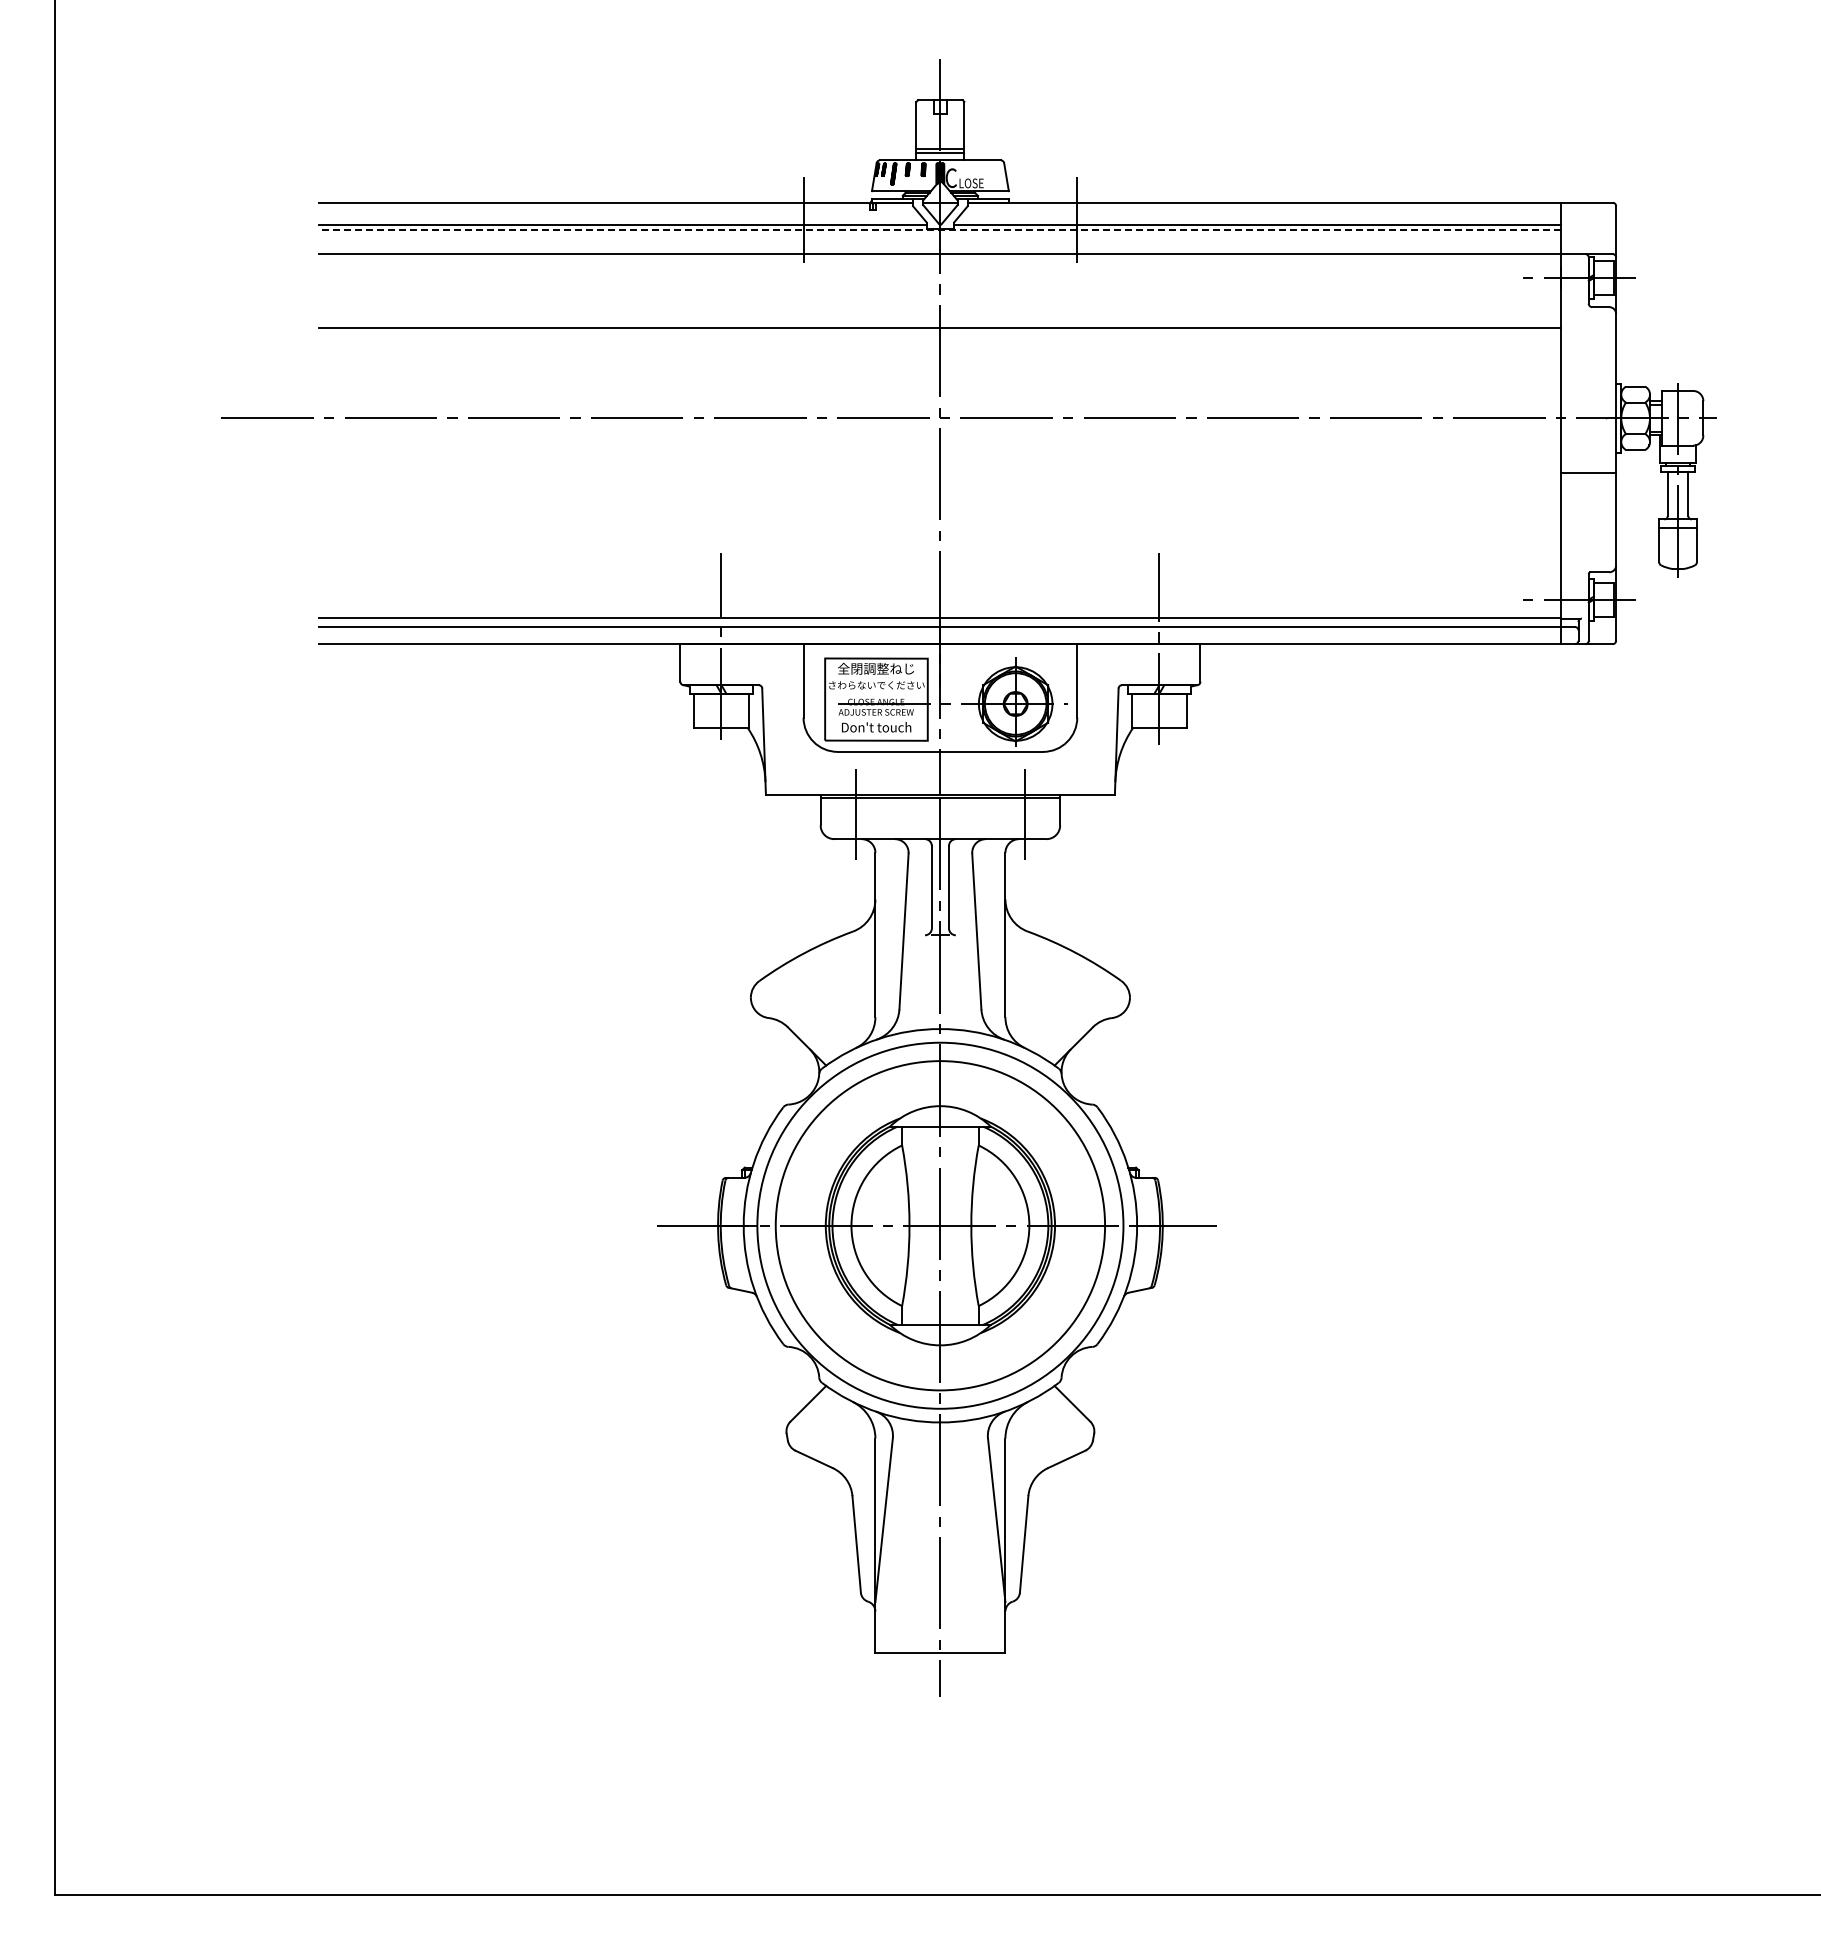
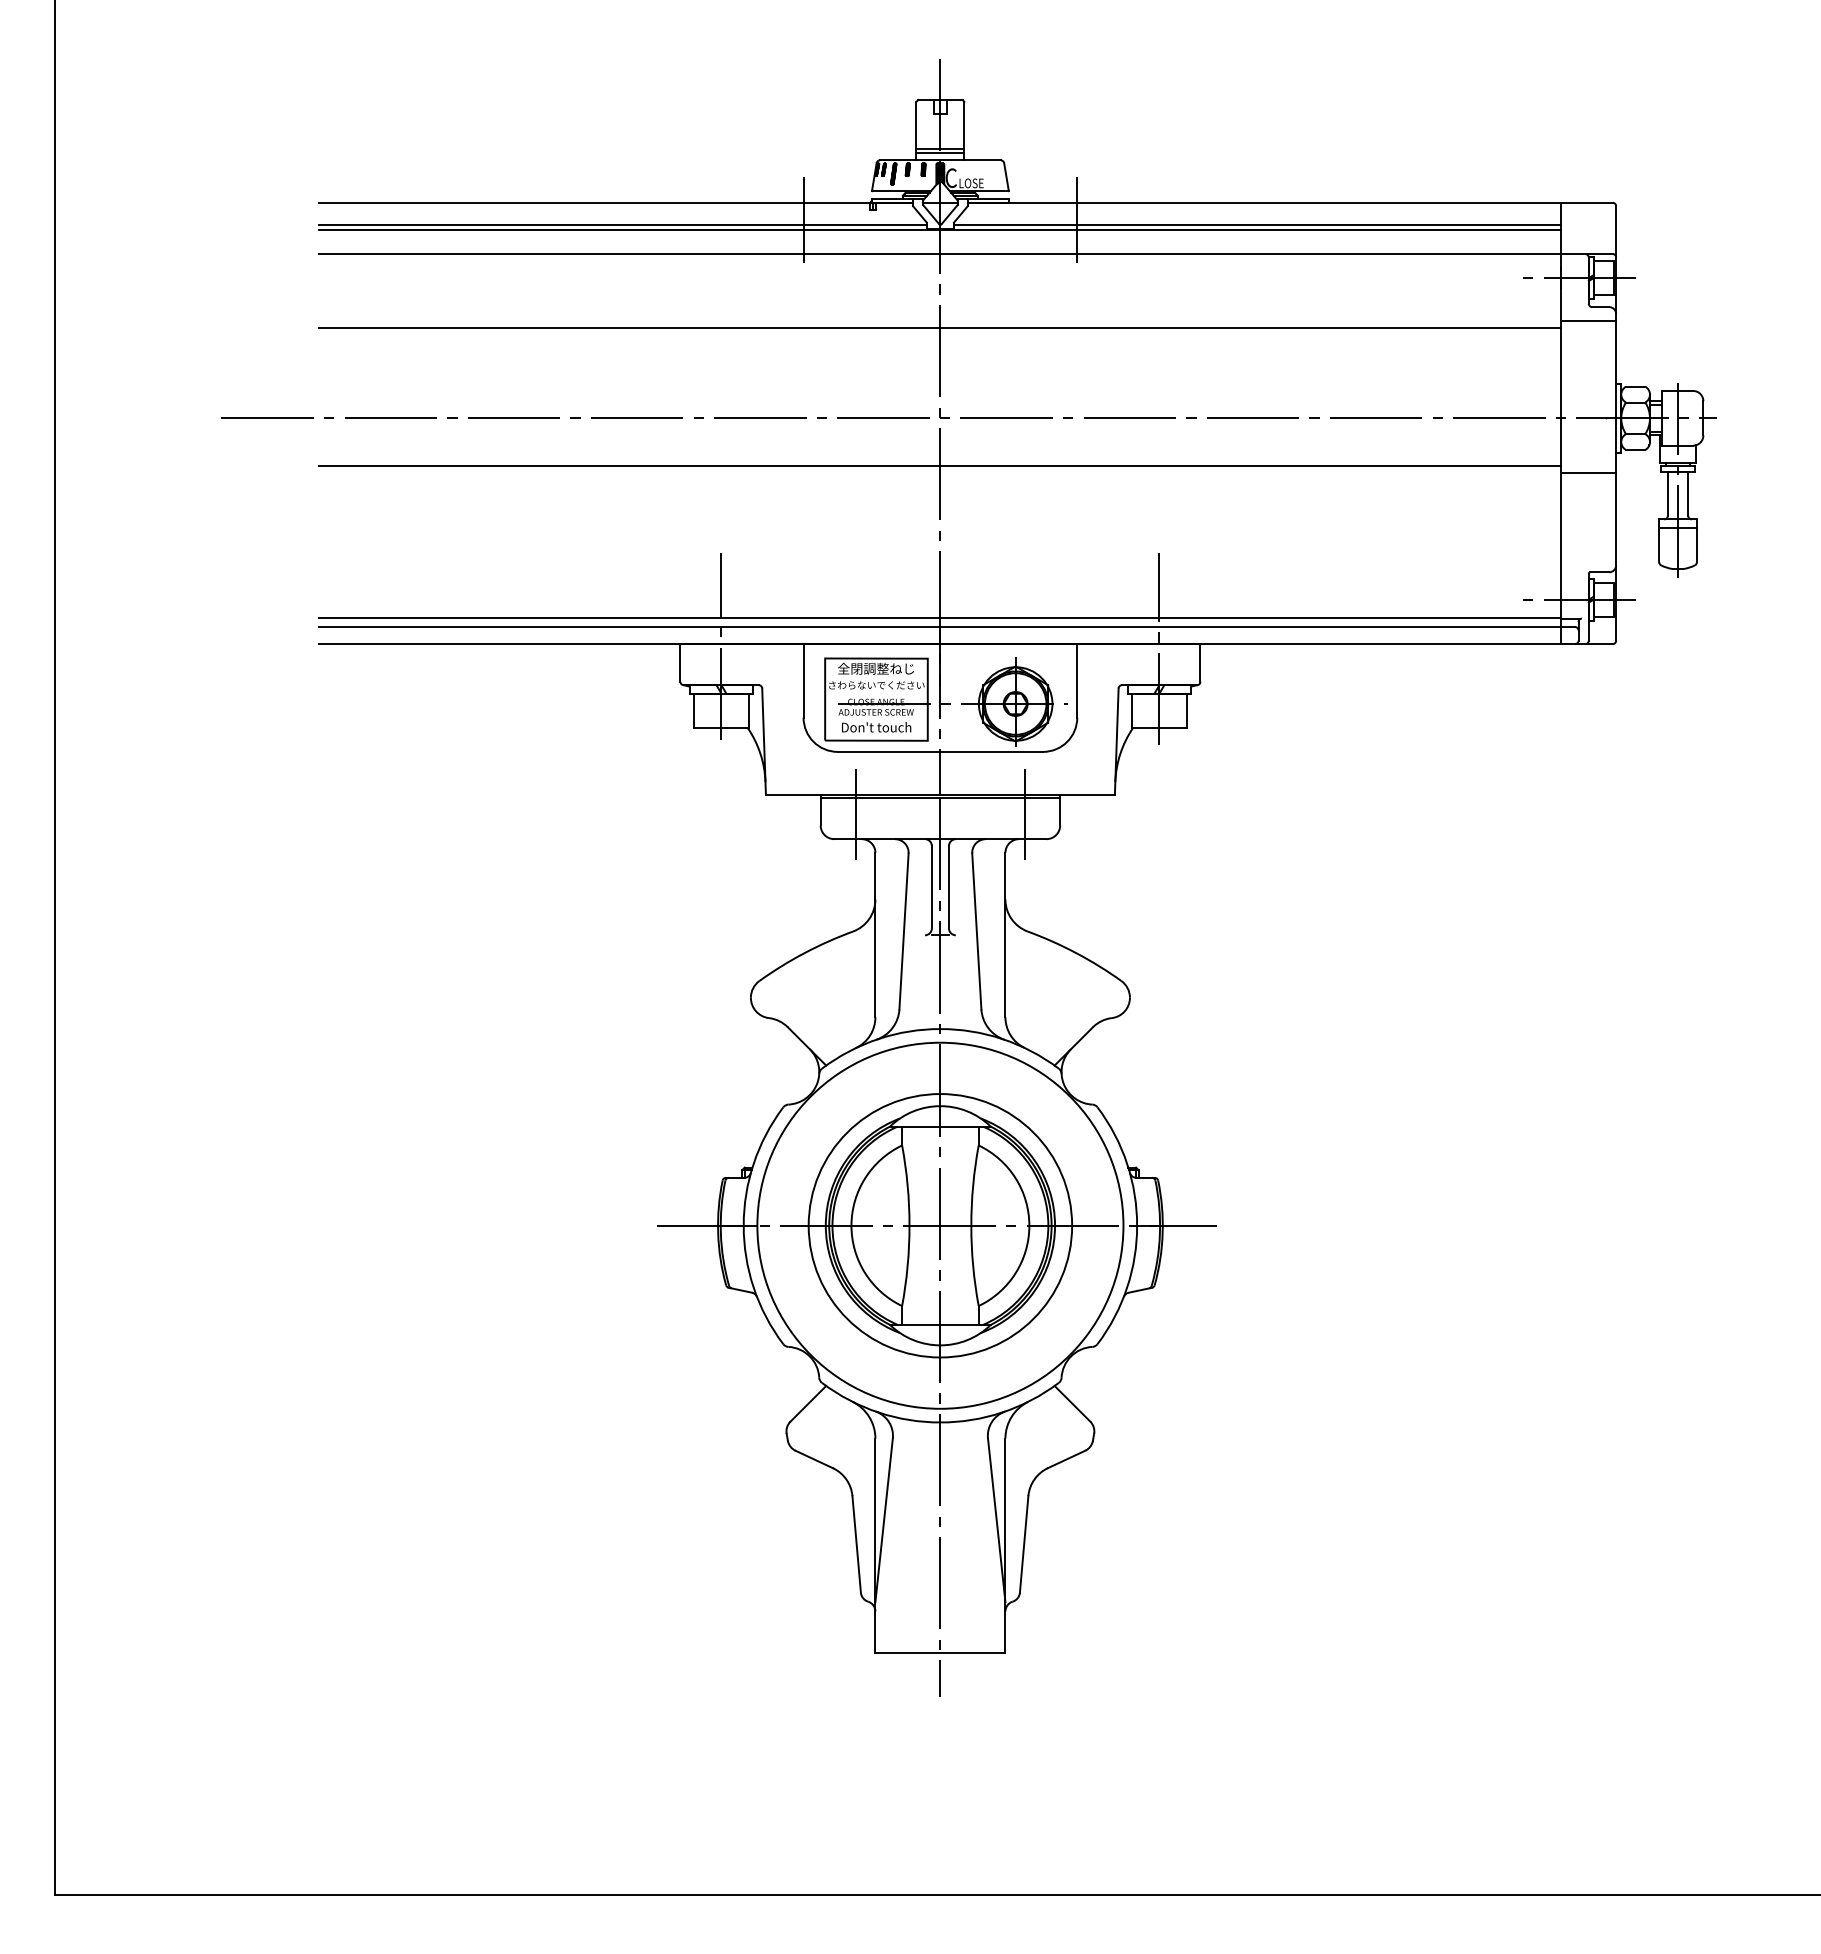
line: dashed -> solid (940, 230)
line: none -> present (1588, 321)
line: none -> present (940, 466)
circle diameter: 329 px -> 263 px (940, 1225)
